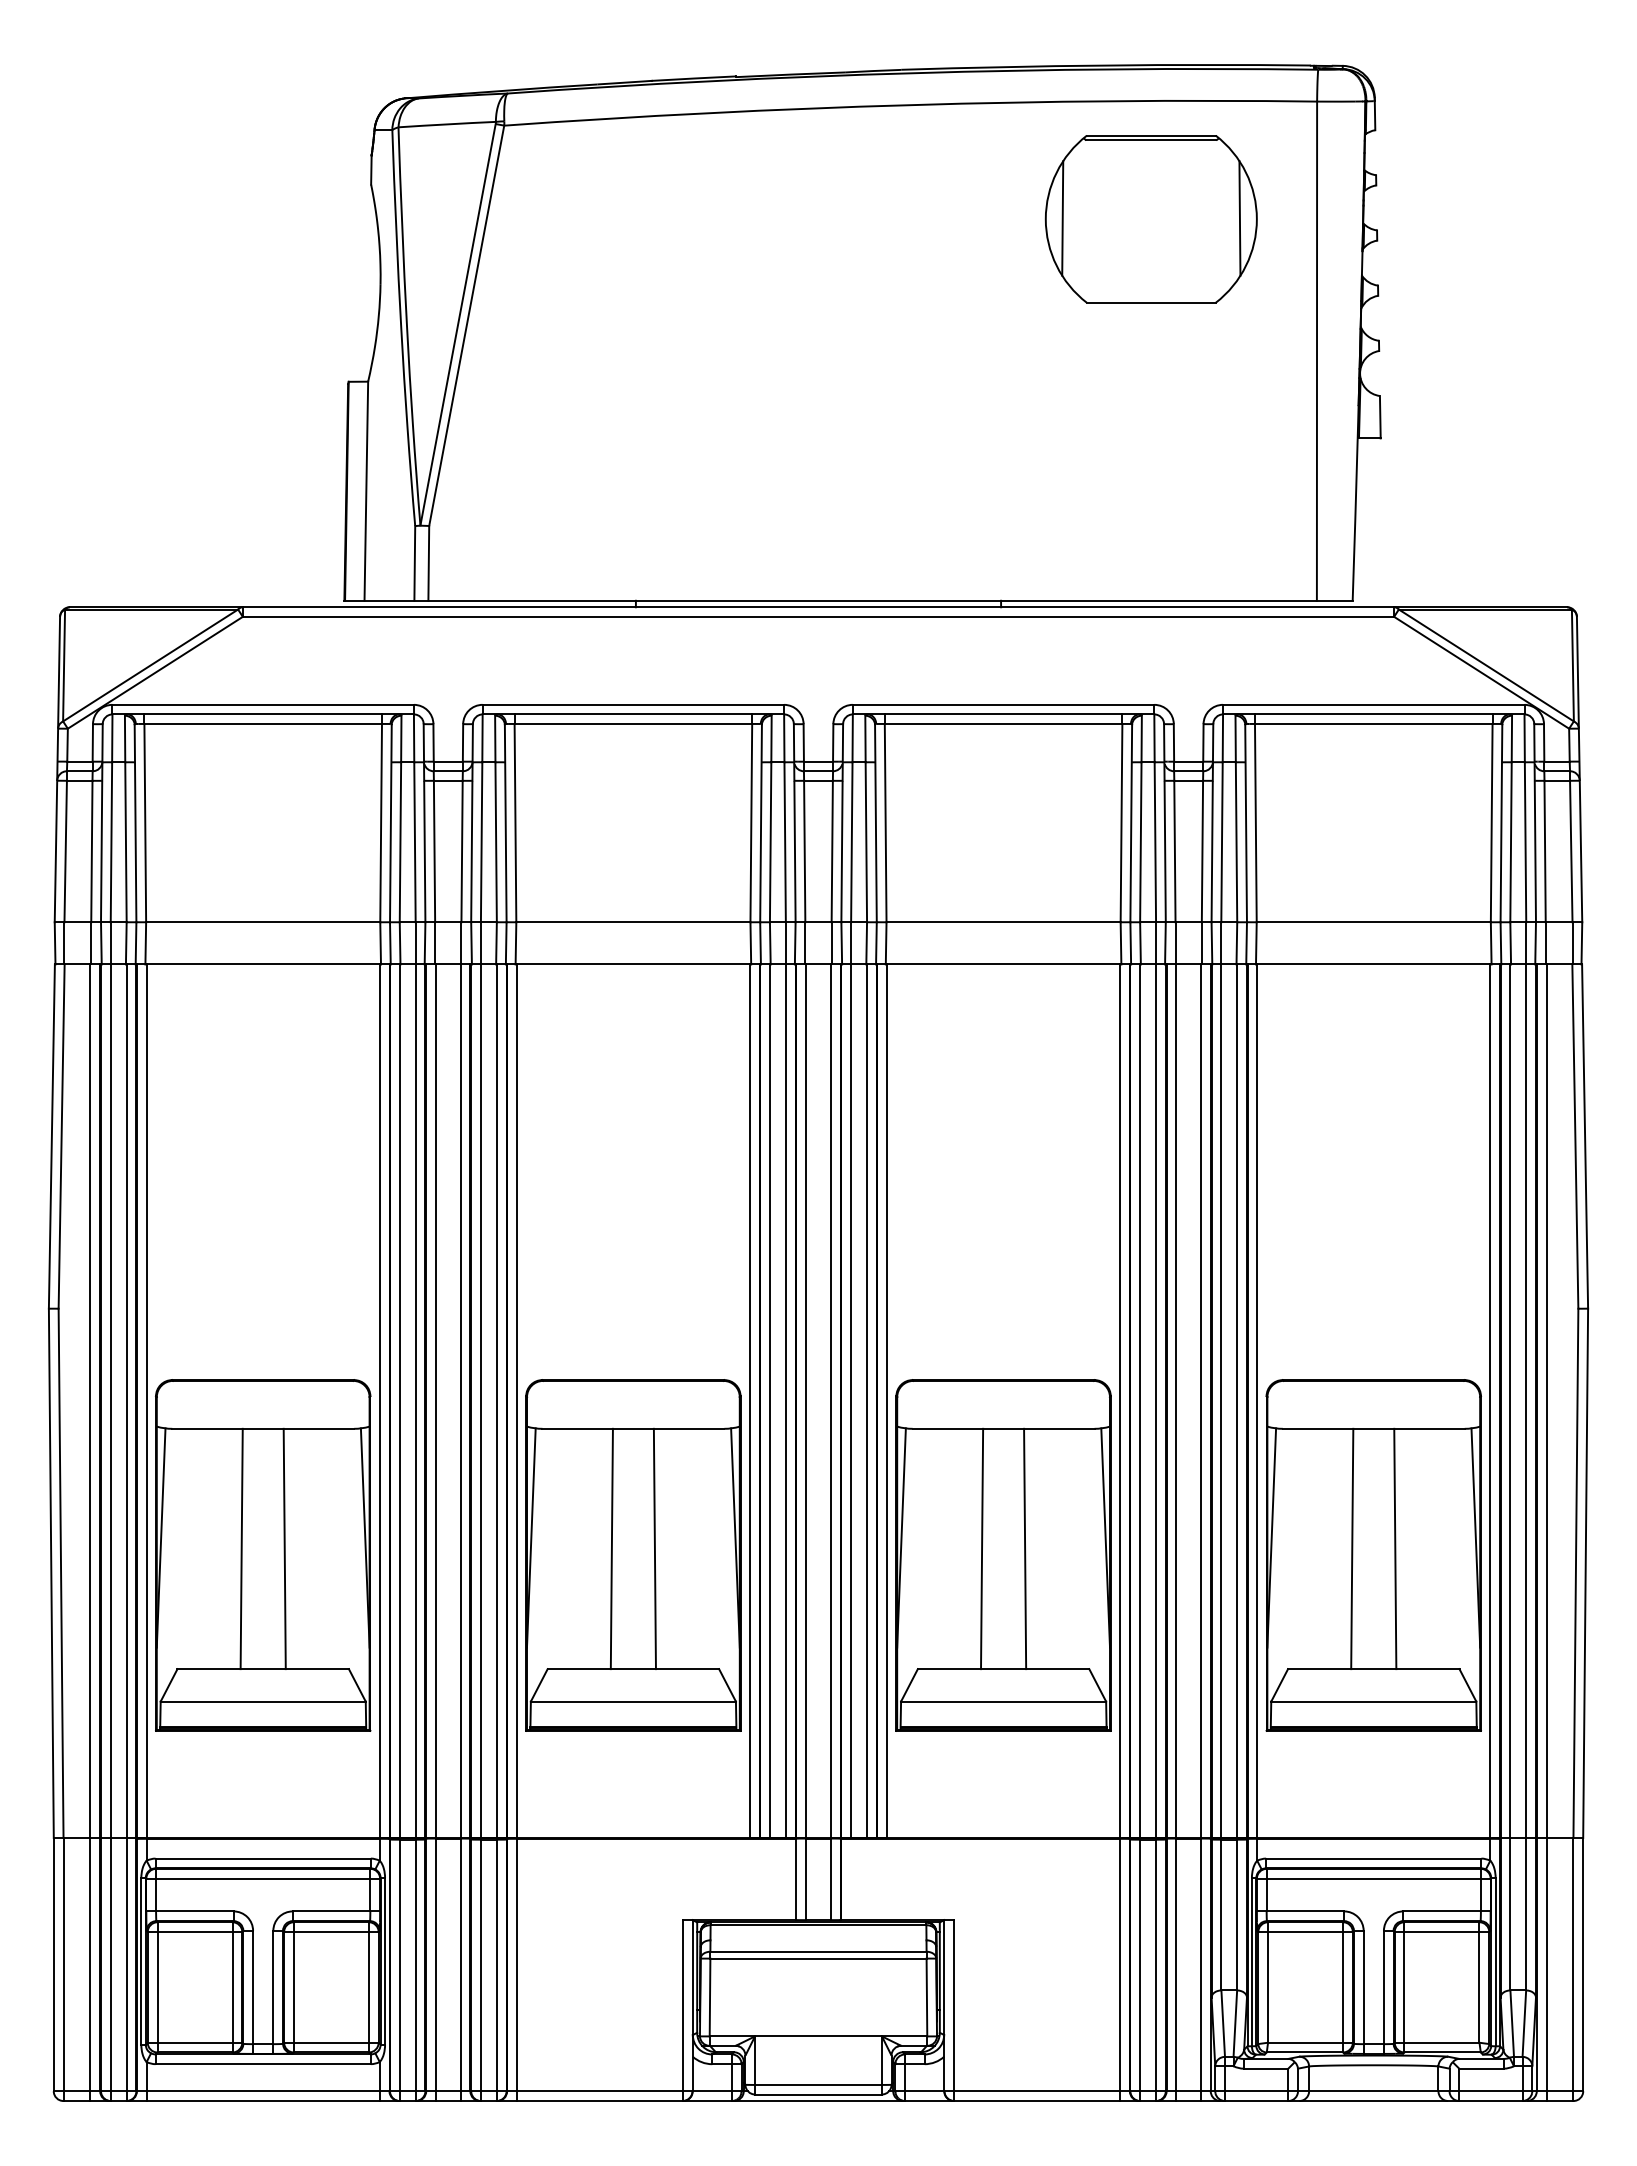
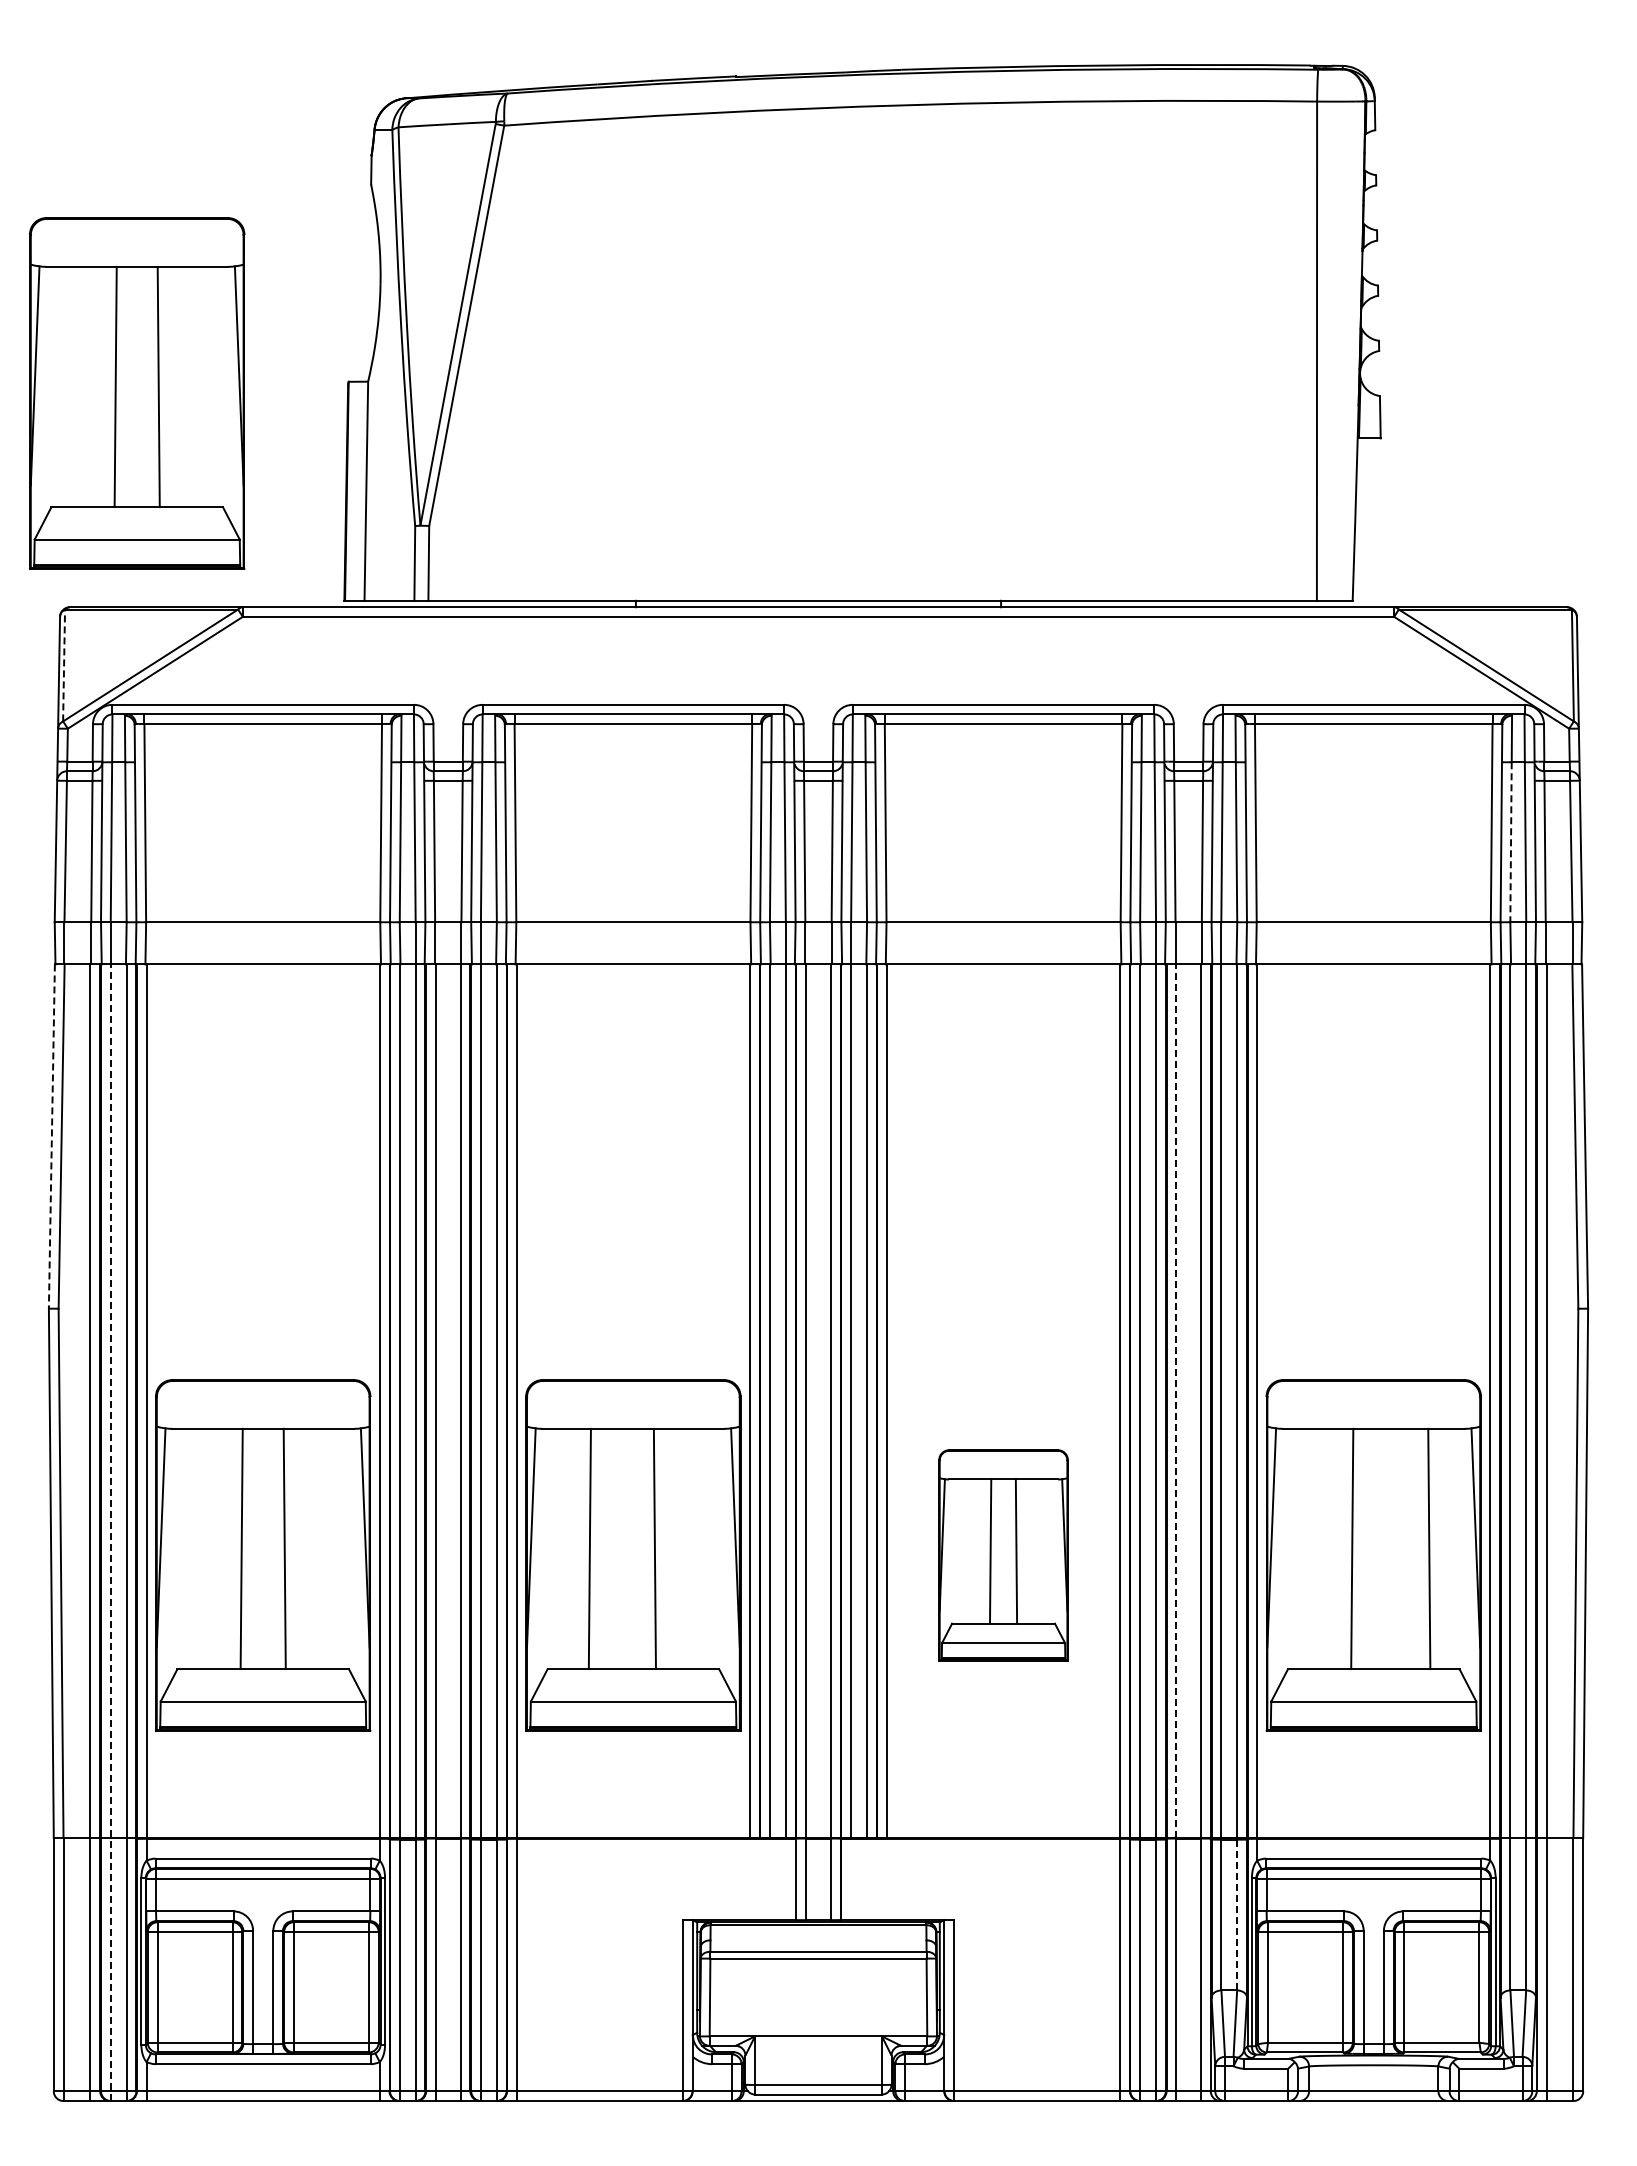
part: present -> none (1150, 219)
part: none -> present (137, 393)
line: solid -> dashed (64, 665)
line: solid -> dashed (1511, 842)
line: solid -> dashed (51, 1137)
line: solid -> dashed (1176, 1401)
line: solid -> dashed (110, 1532)
line position: (611, 1548) -> (589, 1548) (589, 1548)
line position: (1395, 1548) -> (1429, 1548) (1429, 1548)
part size: 217x353 px -> 131x213 px (1003, 1555)
line: solid -> dashed (1237, 1914)
